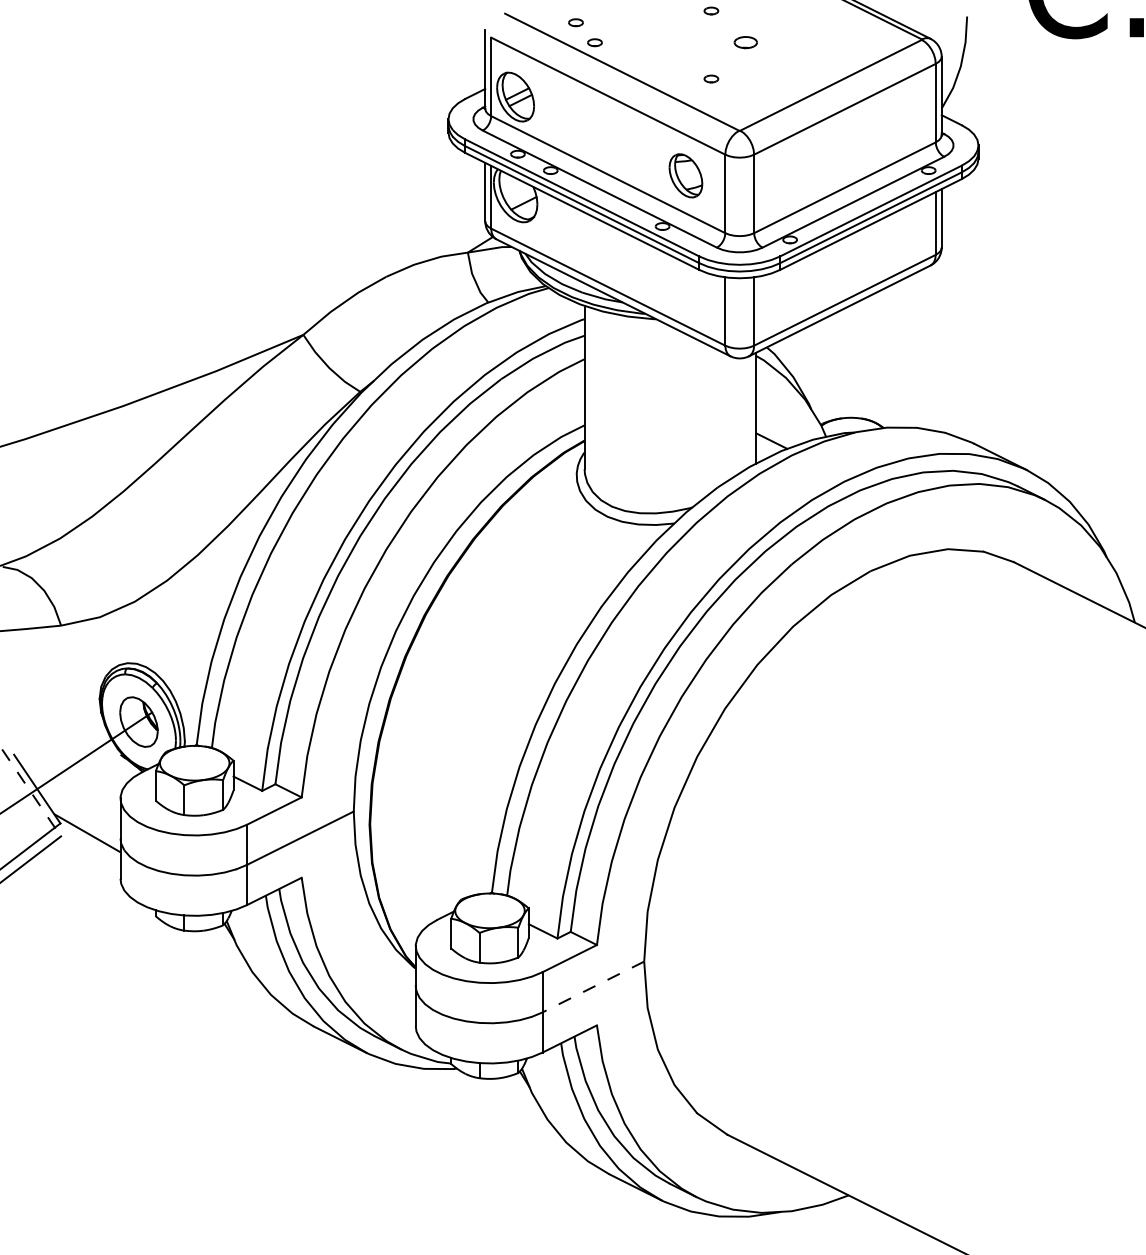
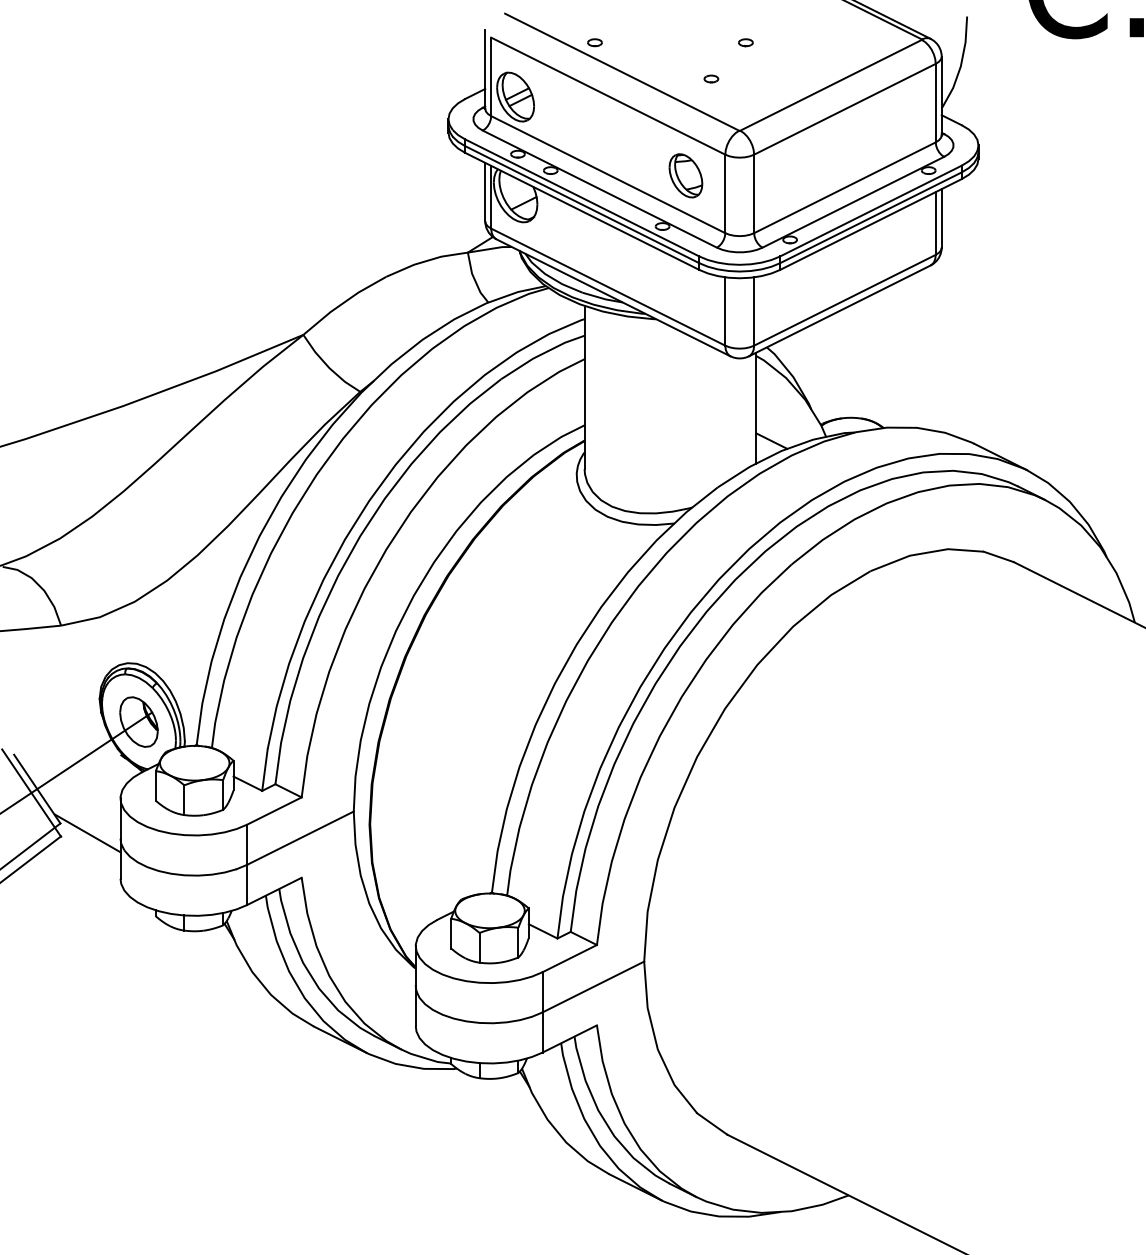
part: present -> none (711, 10)
part: present -> none (575, 22)
part size: 25x14 px -> 16x10 px (745, 42)
line: dashed -> solid (31, 793)
line: dashed -> solid (593, 987)
